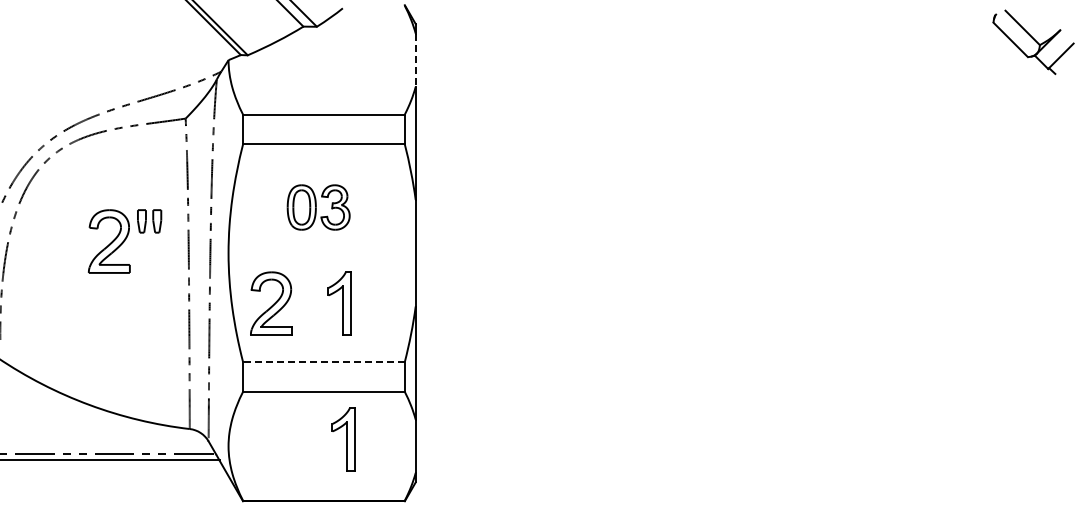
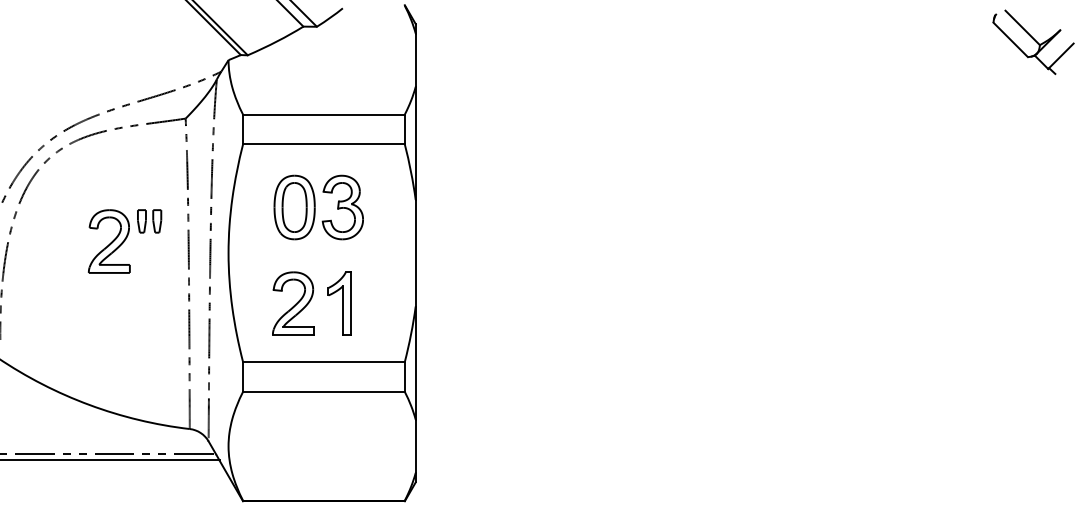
line: dashed -> solid (415, 60)
part size: 65x47 px -> 91x67 px (318, 207)
part position: (271, 303) -> (293, 303) (293, 303)
line: dashed -> solid (323, 362)
part: present -> none (343, 439)
